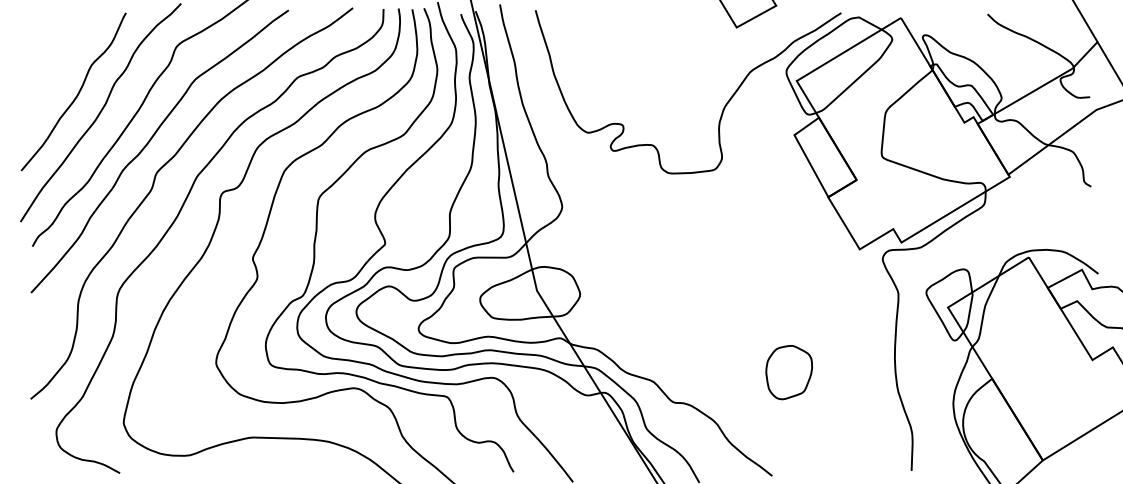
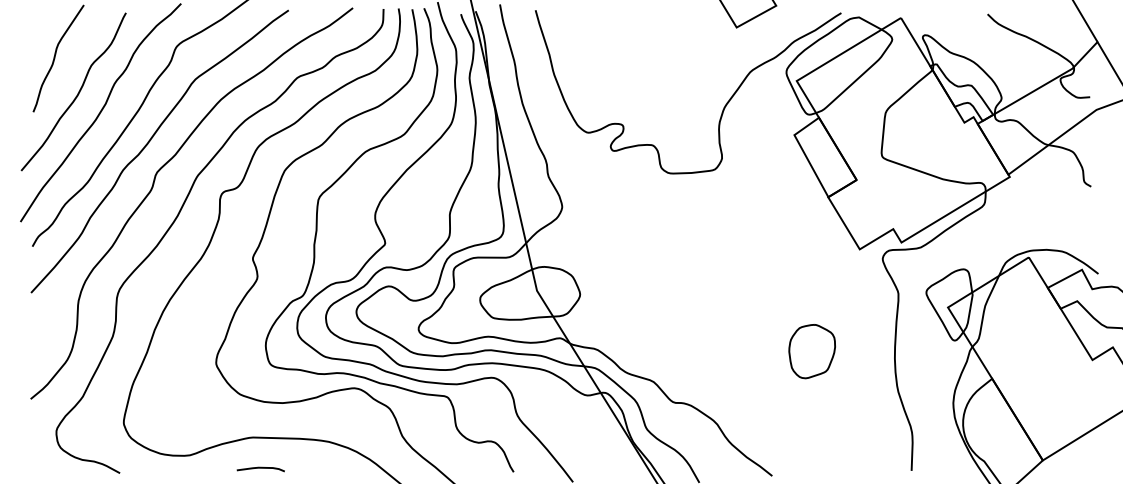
curve: none -> present (55, 58)
part position: (788, 372) -> (811, 351) (811, 351)
curve: none -> present (260, 468)
